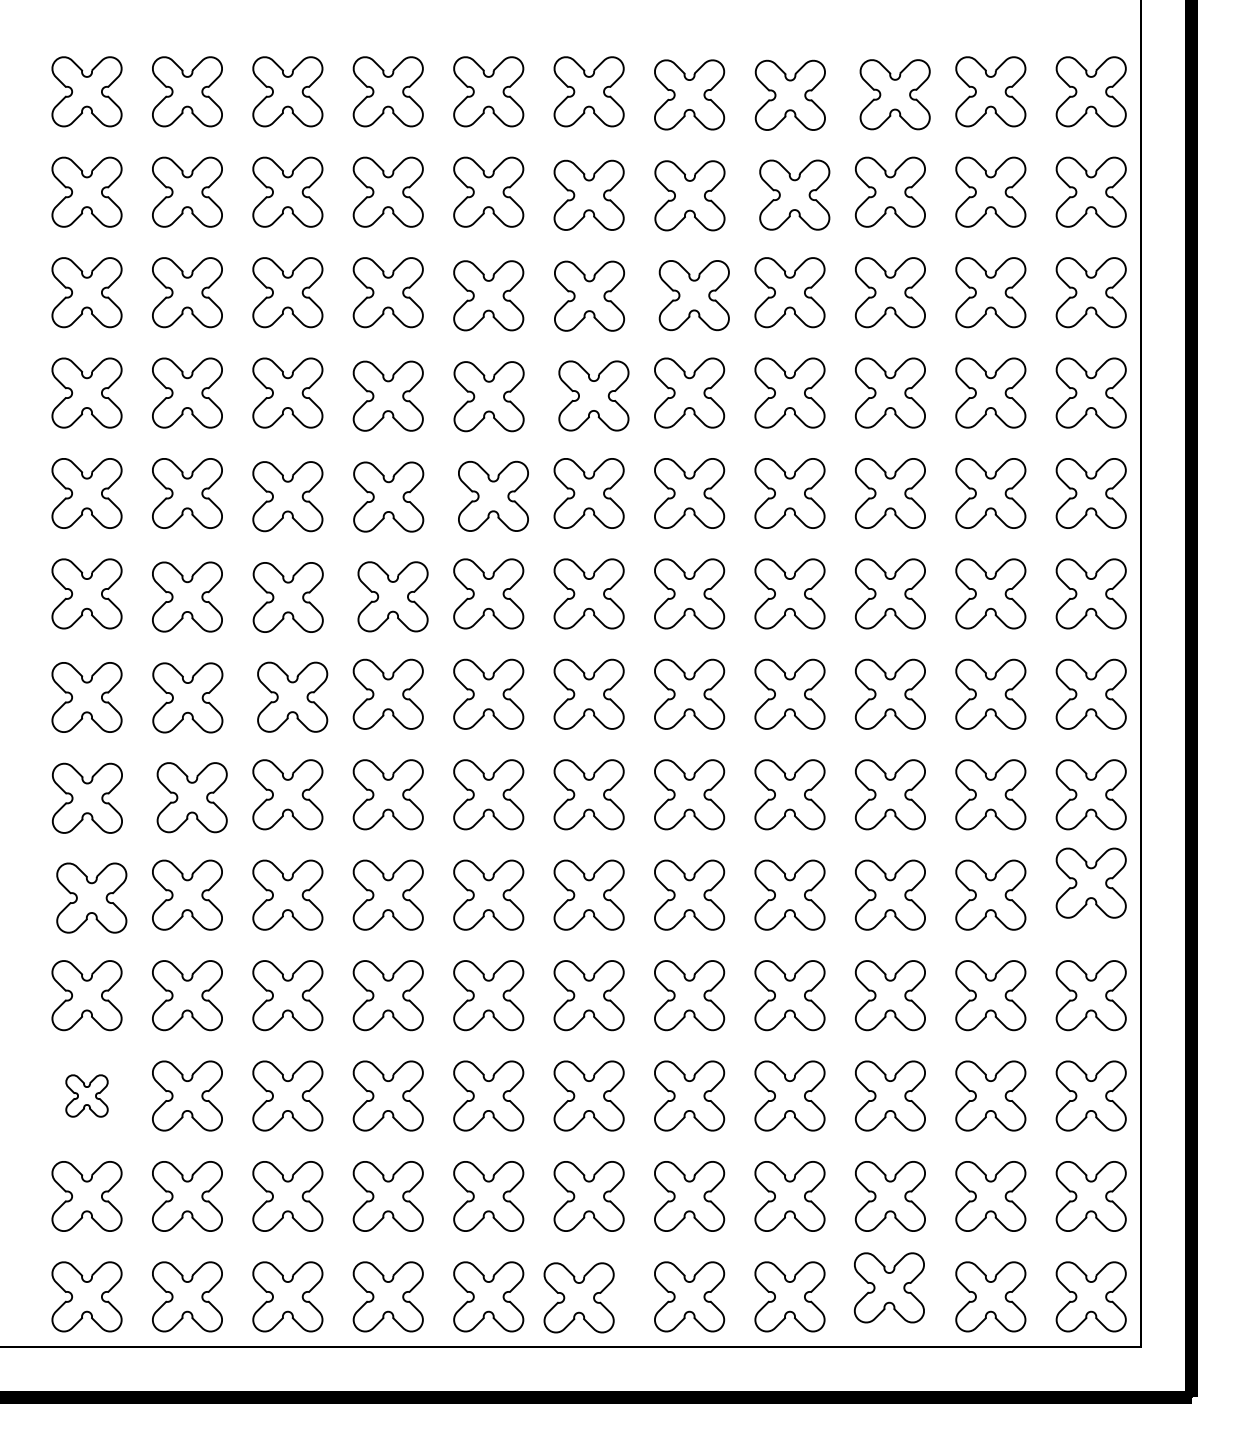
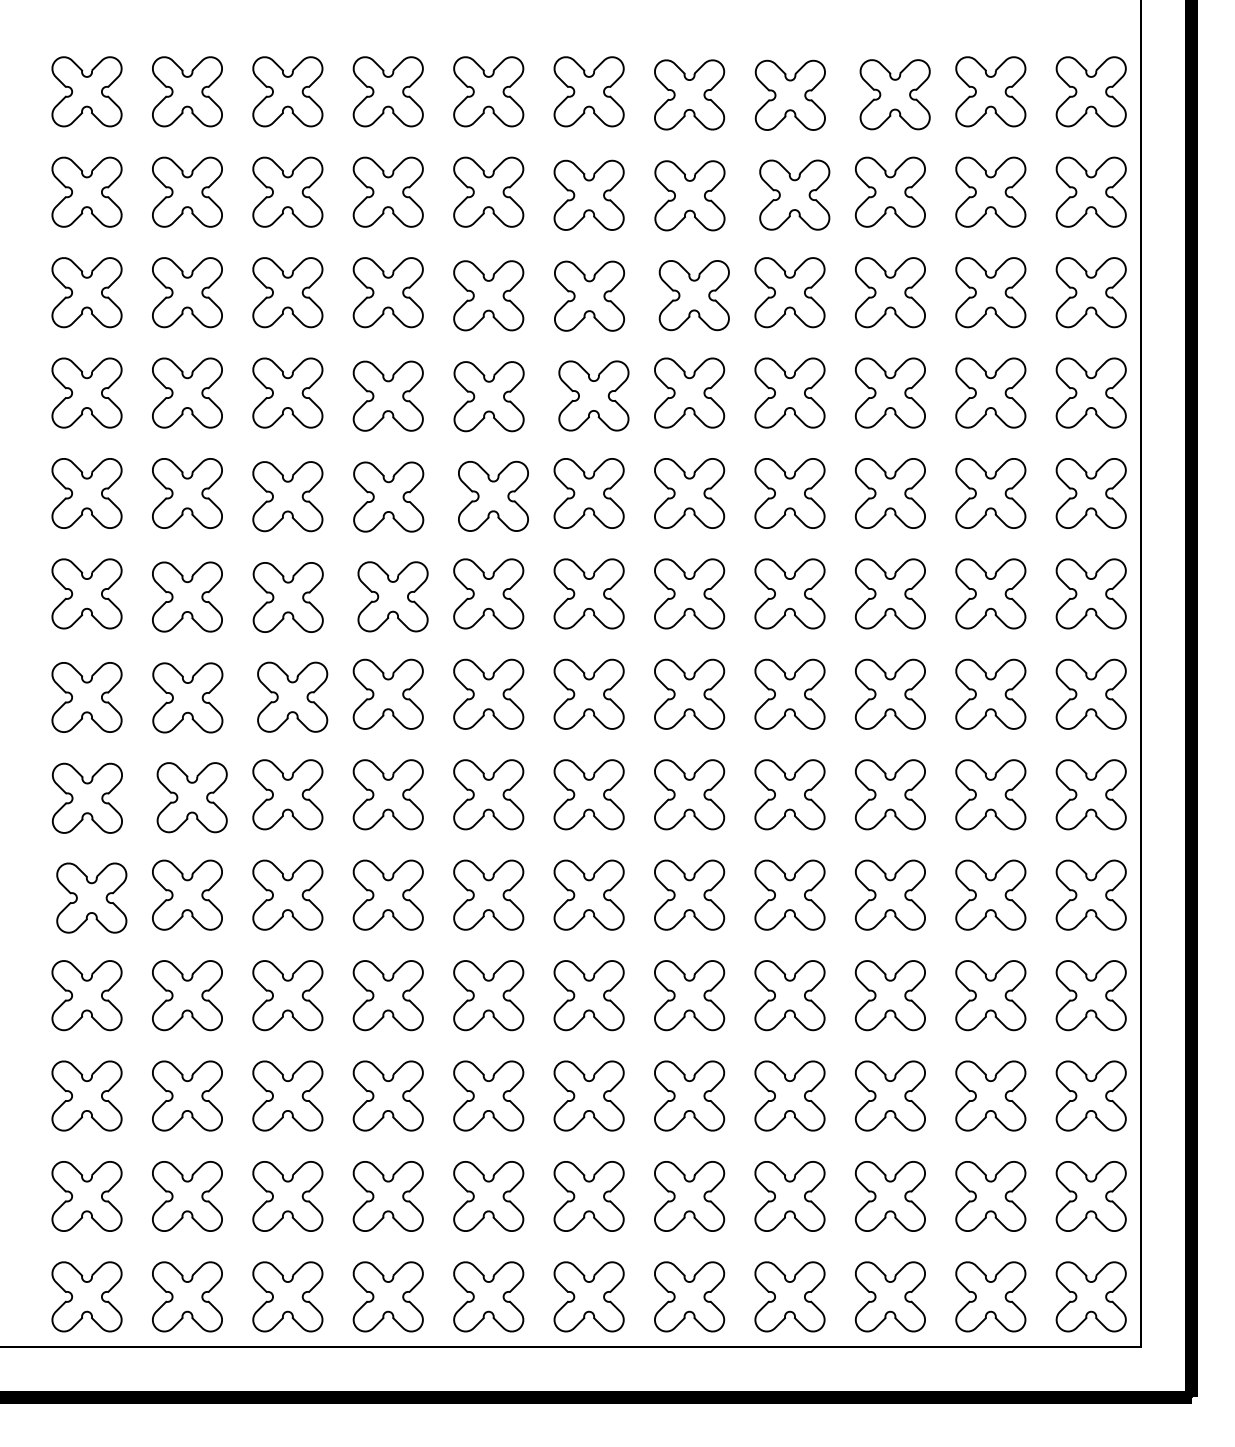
part position: (1090, 882) -> (1090, 894) (1090, 894)
part size: 44x44 px -> 72x72 px (86, 1095)
part position: (889, 1287) -> (890, 1296) (890, 1296)
part position: (578, 1297) -> (588, 1296) (588, 1296)
